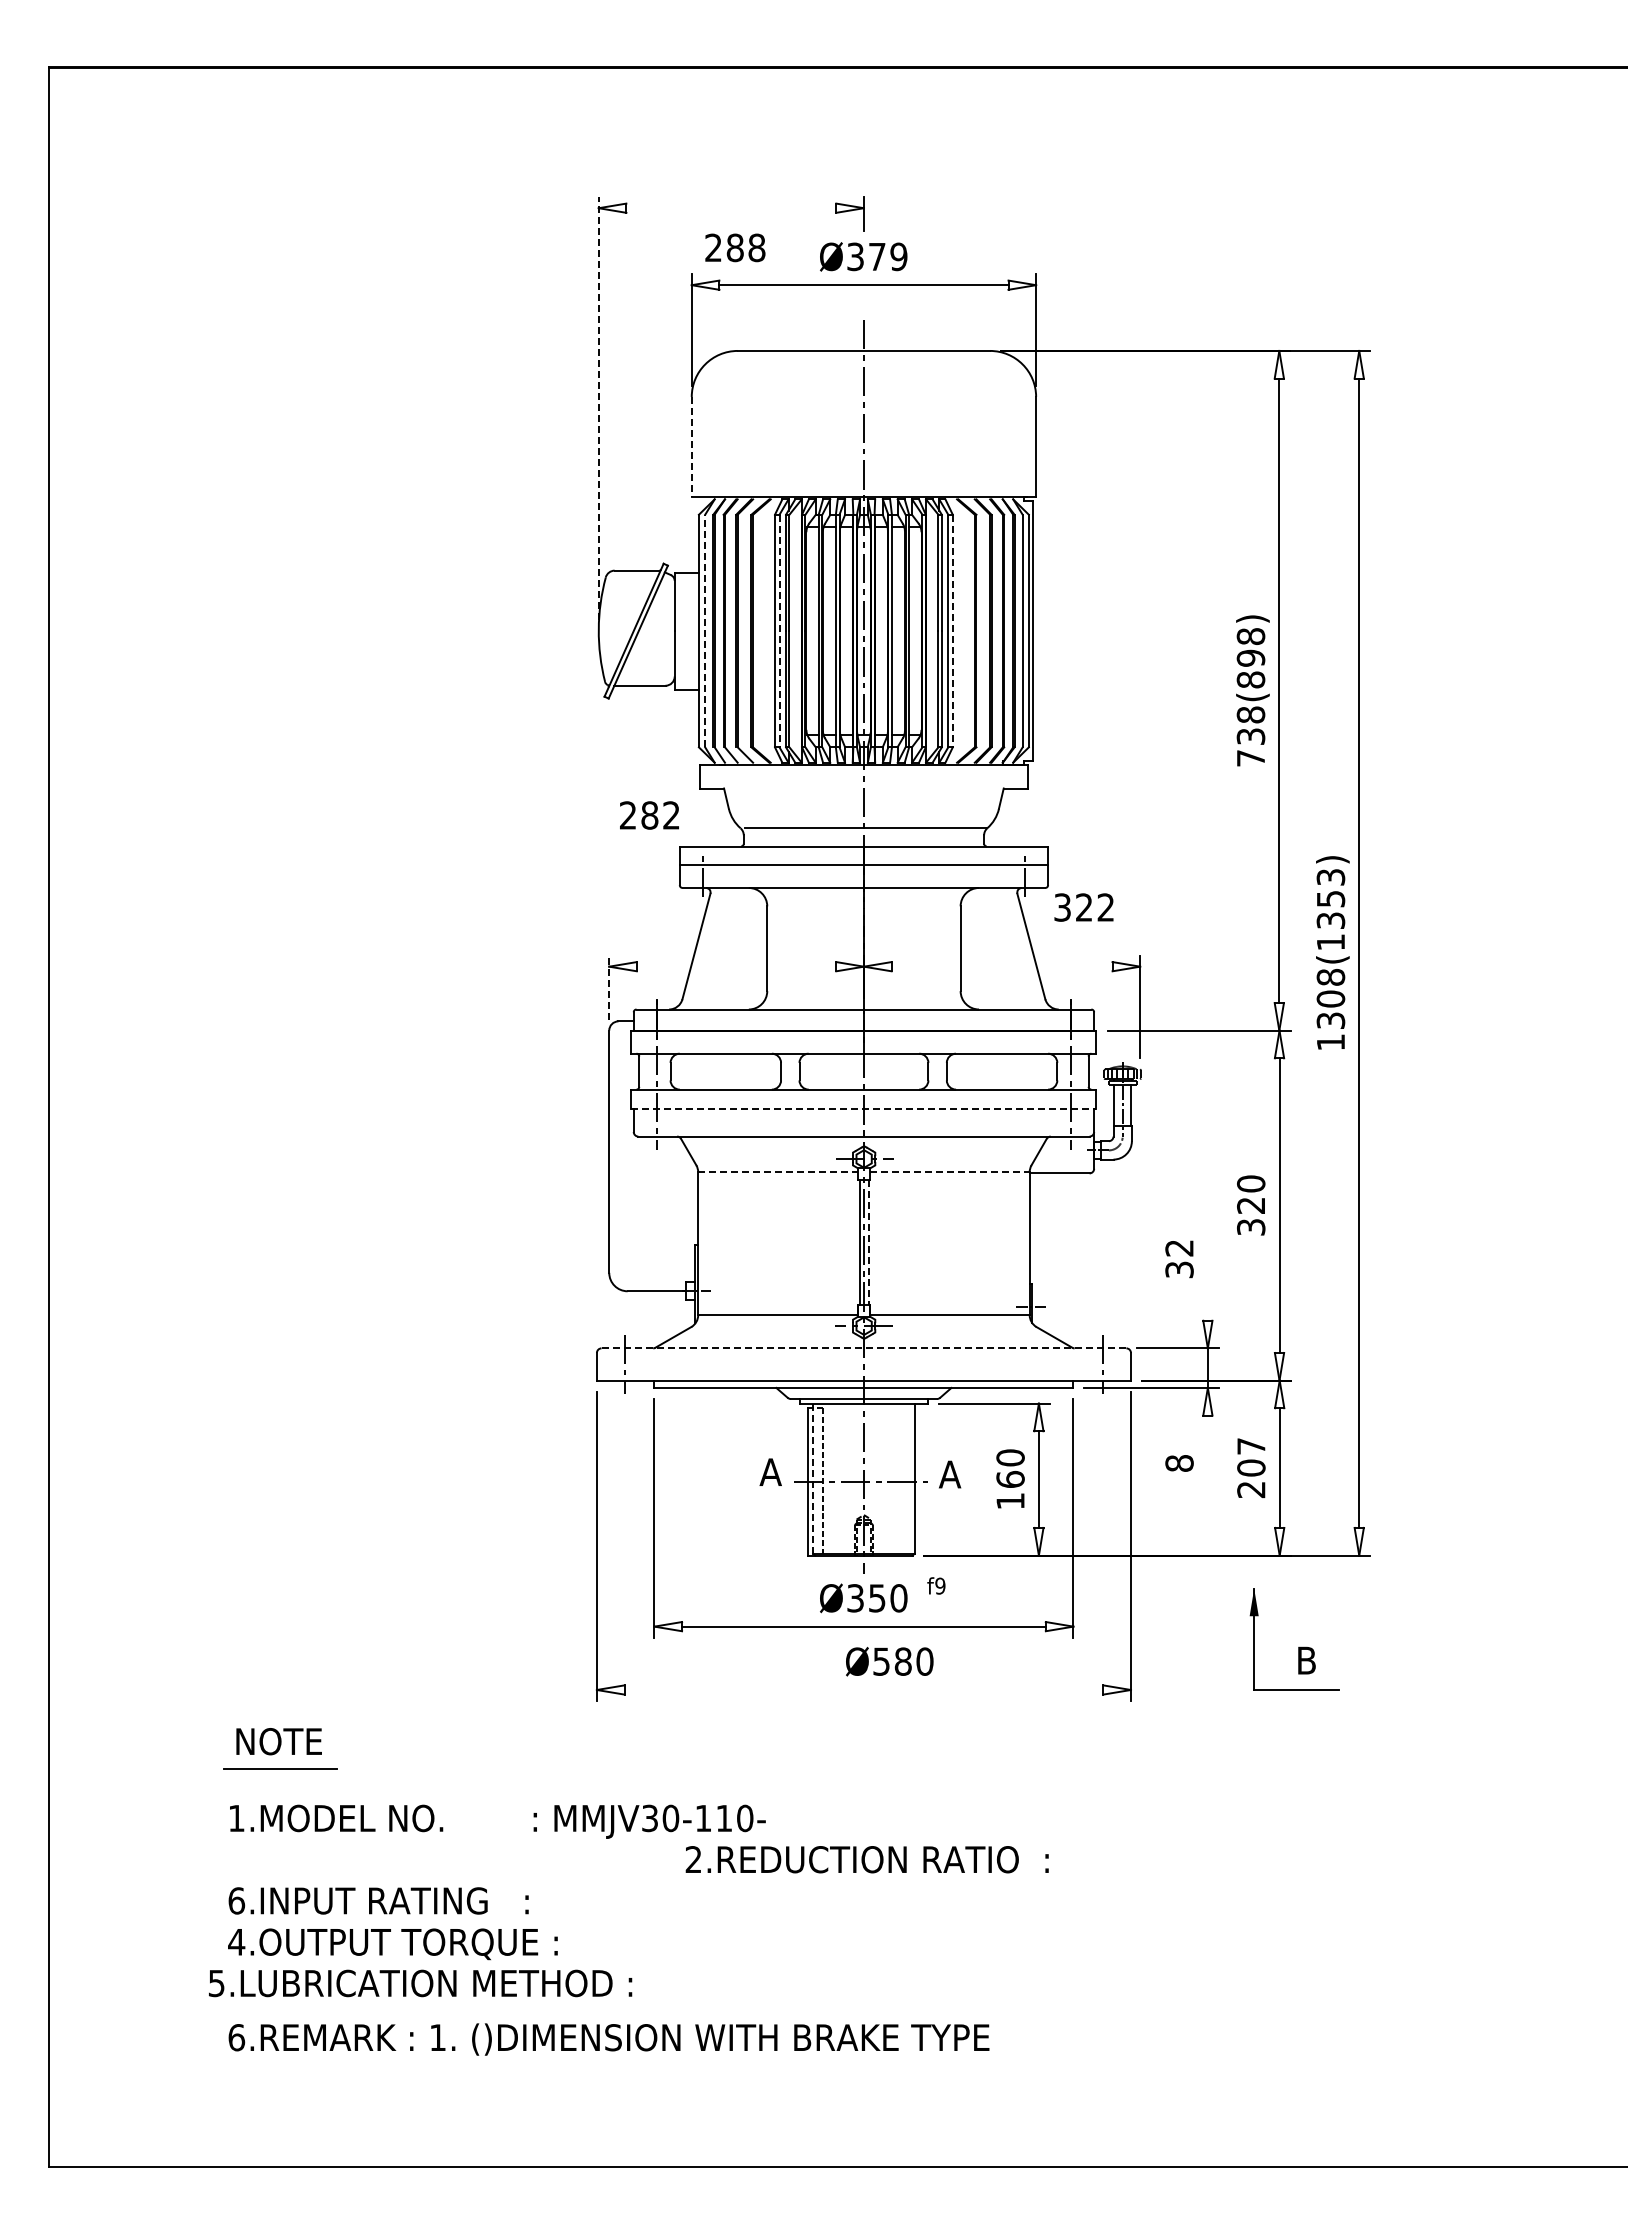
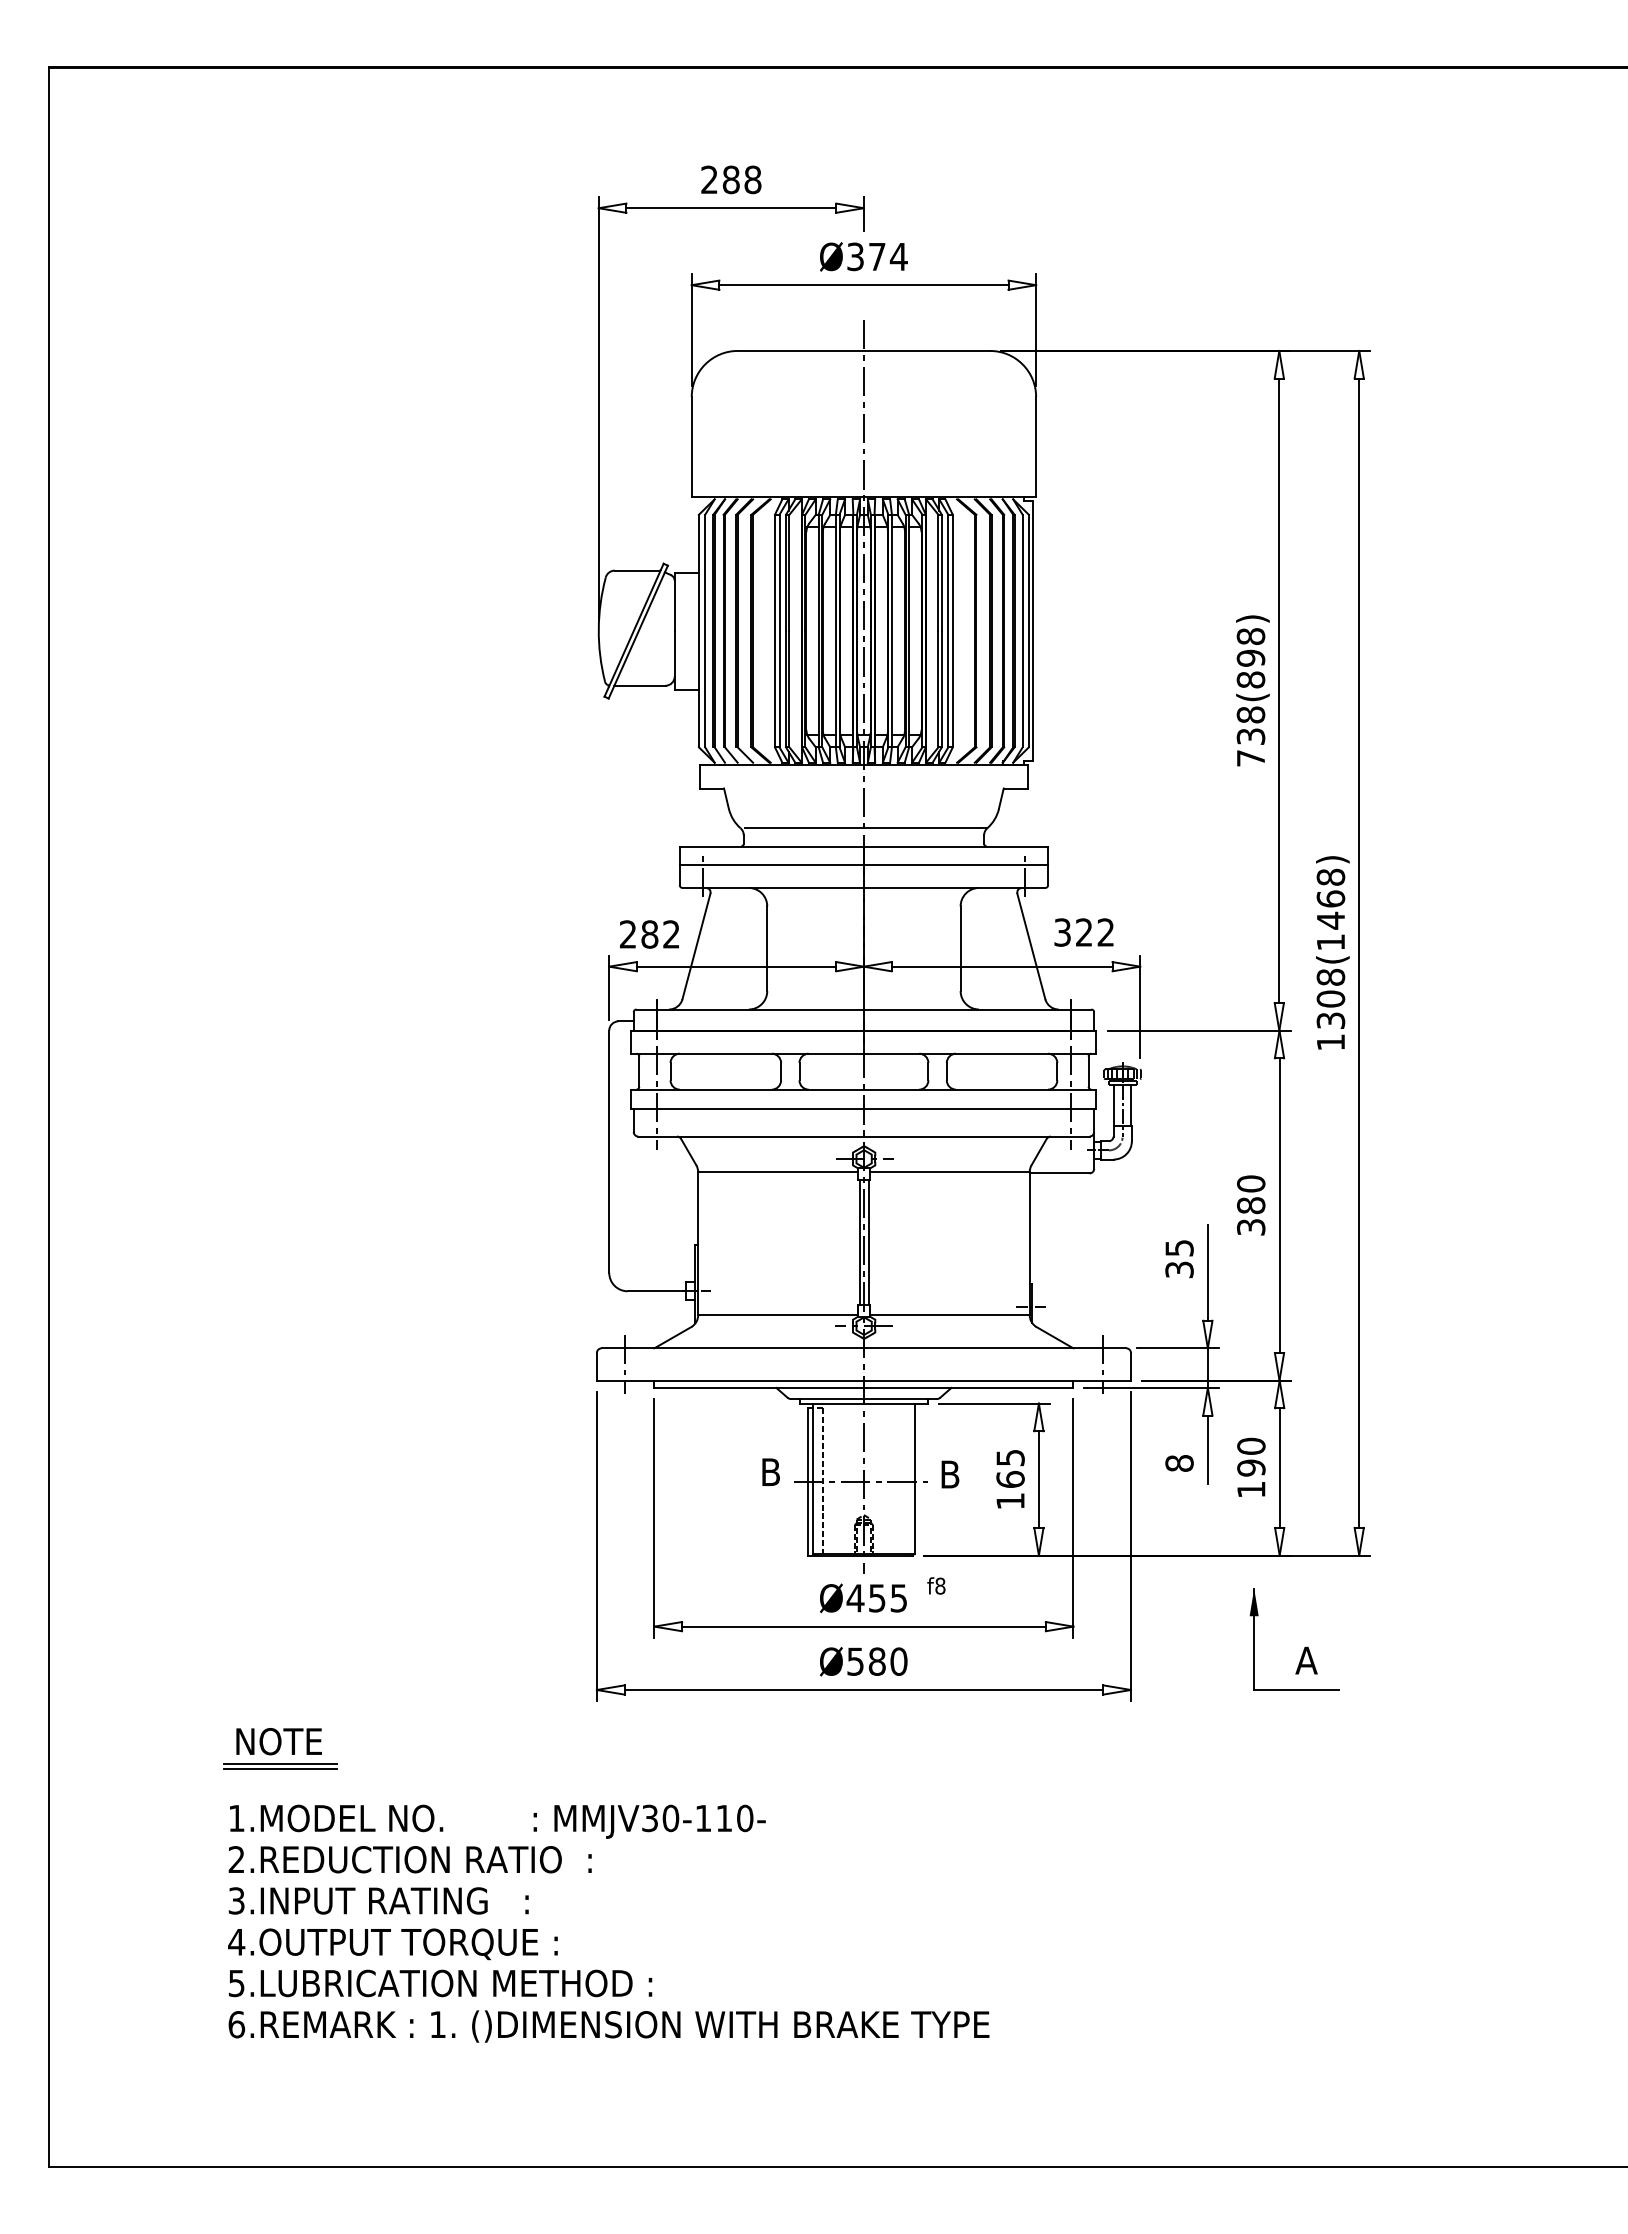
line: none -> present (731, 208)
text position: (735, 247) -> (731, 179) (731, 179)
text: Ø379 -> Ø374 (898, 256)
line: dashed -> solid (598, 408)
line: dashed -> solid (691, 446)
line: dashed -> solid (705, 630)
line: dashed -> solid (779, 631)
line: dashed -> solid (952, 631)
text position: (649, 815) -> (649, 934) (649, 934)
text: 1308(1353) -> 1308(1468) (1330, 898)
text position: (1083, 907) -> (1083, 932) (1083, 932)
line: none -> present (736, 966)
line: none -> present (1001, 966)
line: dashed -> solid (609, 987)
line: dashed -> solid (863, 1108)
line: dashed -> solid (778, 1172)
line: dashed -> solid (949, 1172)
text: 320 -> 380 (1251, 1205)
line: dashed -> solid (868, 1242)
text: 32 -> 35 (1179, 1248)
line: none -> present (1207, 1272)
line: dashed -> solid (864, 1348)
line: none -> present (1207, 1449)
text: 160 -> 165 (1010, 1457)
text: 207 -> 190 (1251, 1467)
text: A -> B (770, 1471)
text: A -> B (949, 1474)
line: dashed -> solid (813, 1479)
text: f9 -> f8 (940, 1585)
text: Ø350 -> Ø455 (876, 1598)
text: B -> A (1306, 1660)
text position: (889, 1661) -> (863, 1661) (863, 1661)
line: none -> present (863, 1689)
line: none -> present (279, 1764)
text position: (866, 1859) -> (409, 1859) (409, 1859)
text: 6.INPUT -> 3.INPUT (236, 1900)
text position: (420, 1983) -> (440, 1983) (440, 1983)
text position: (608, 2039) -> (608, 2026) (608, 2026)
